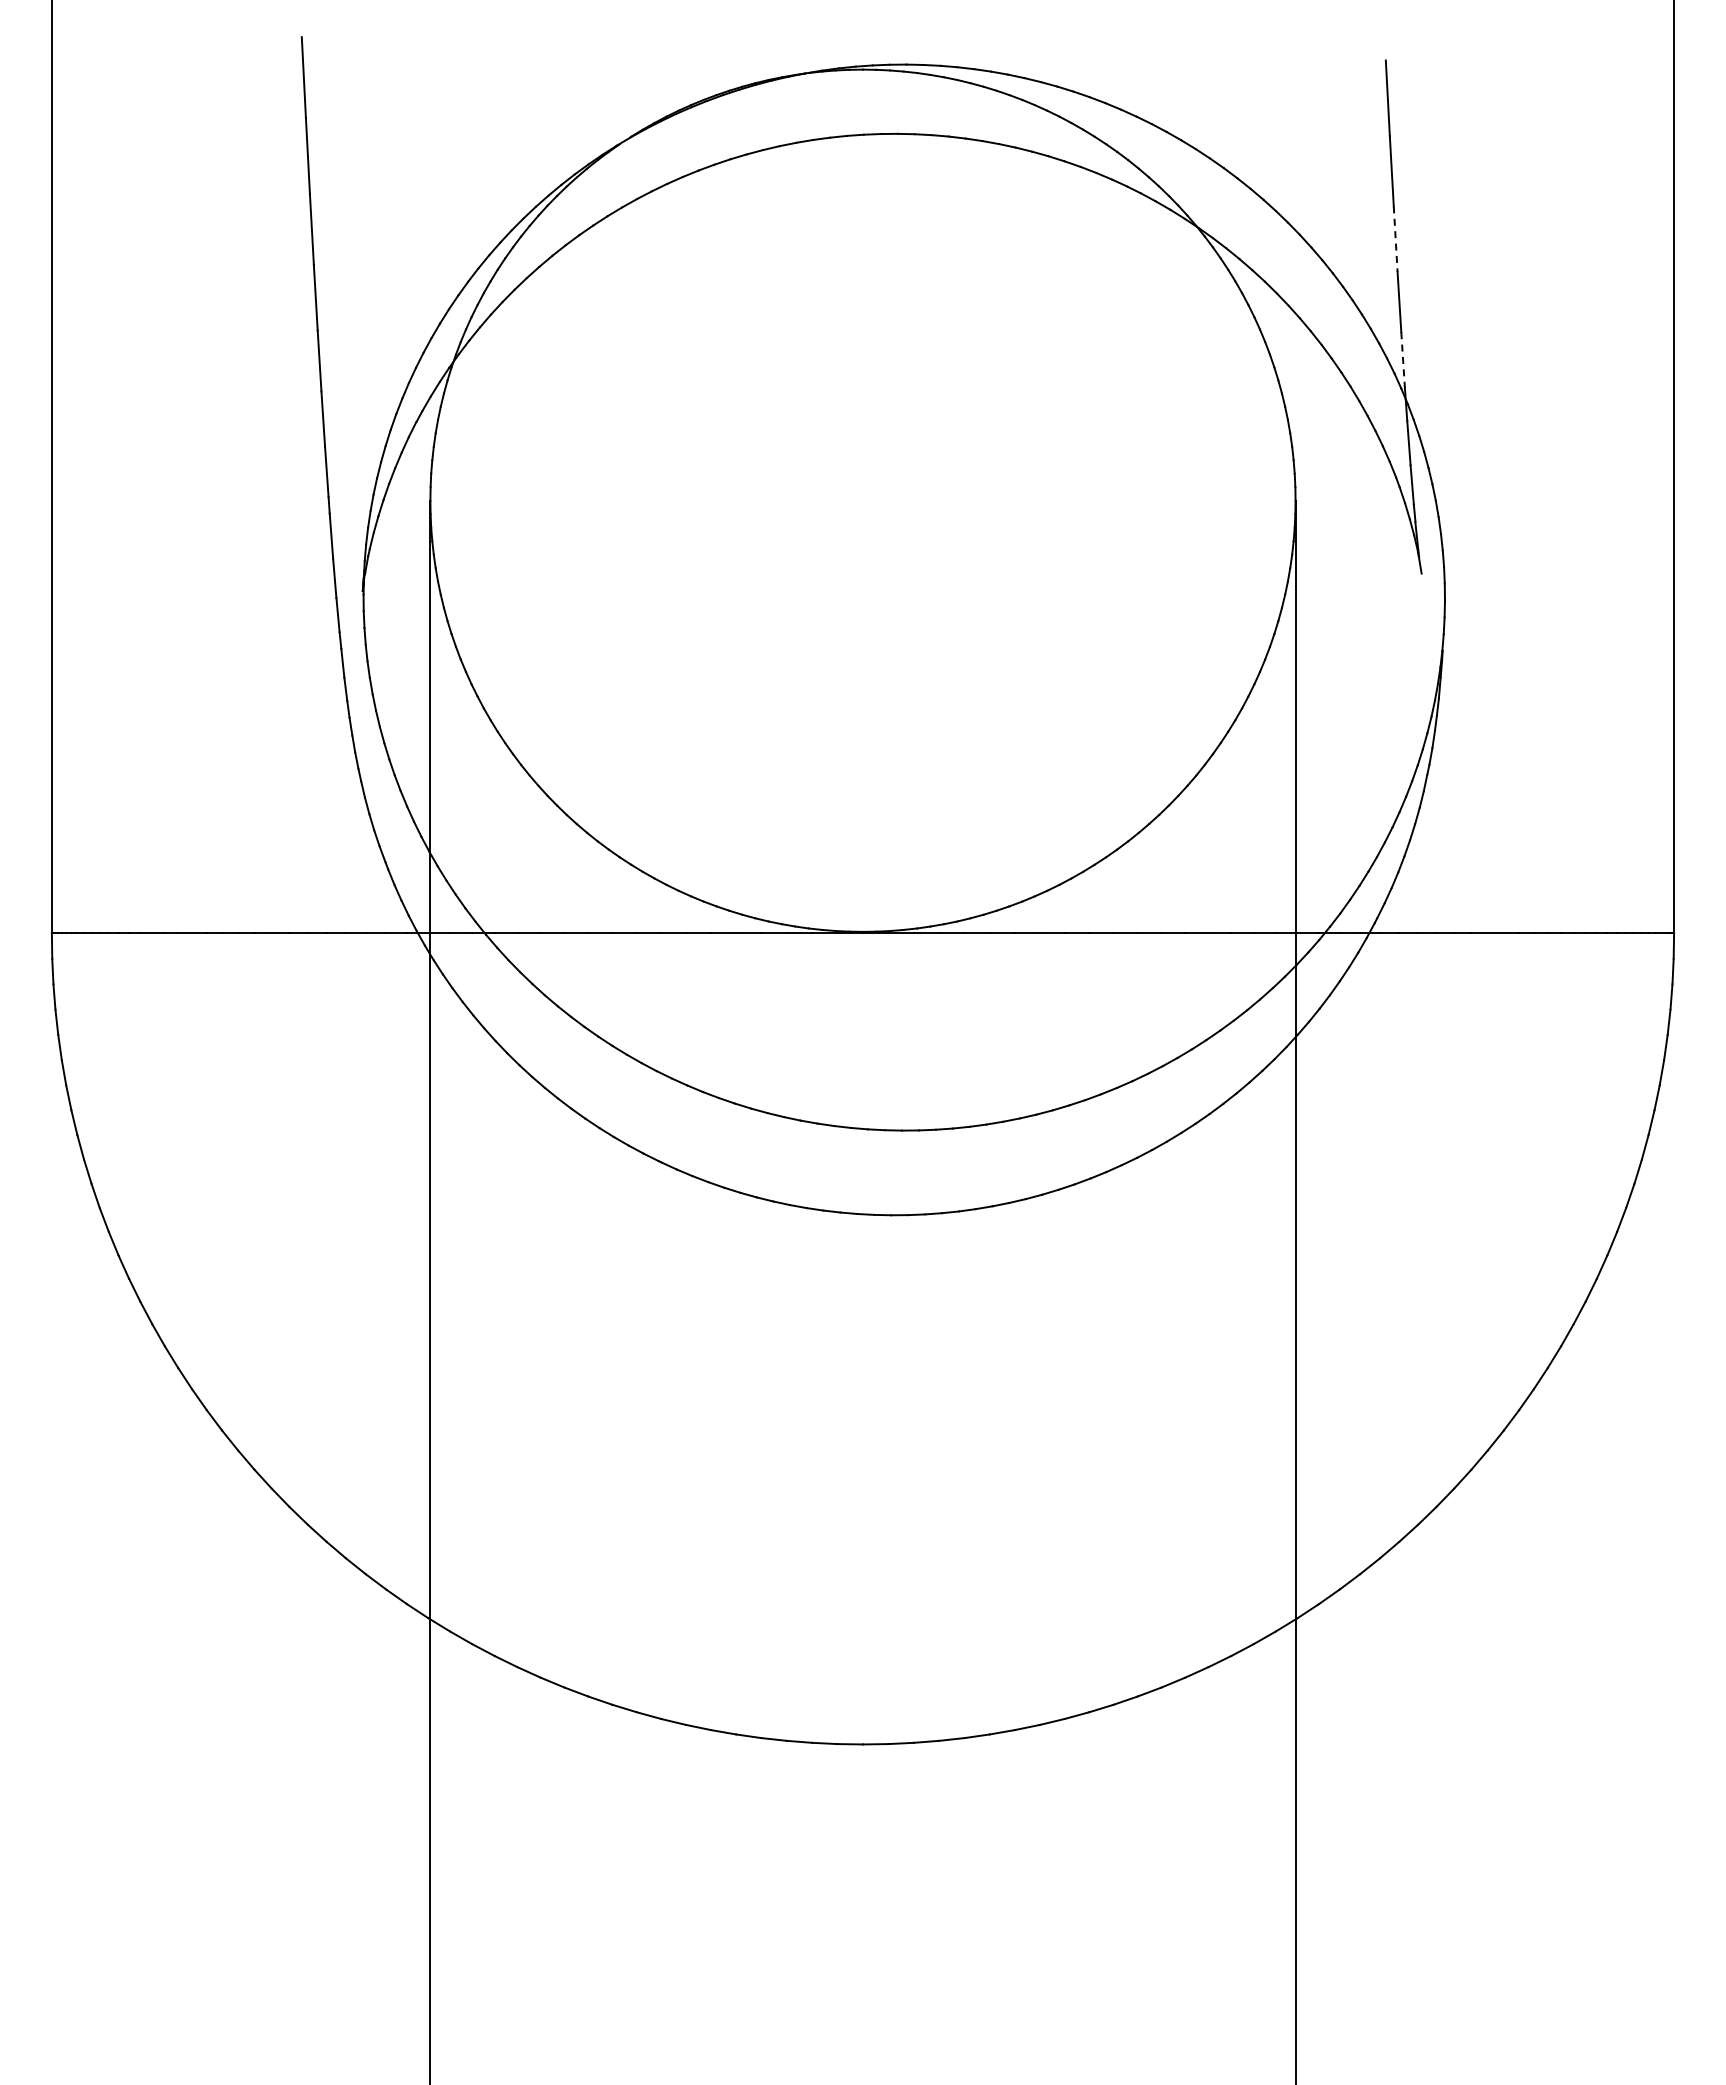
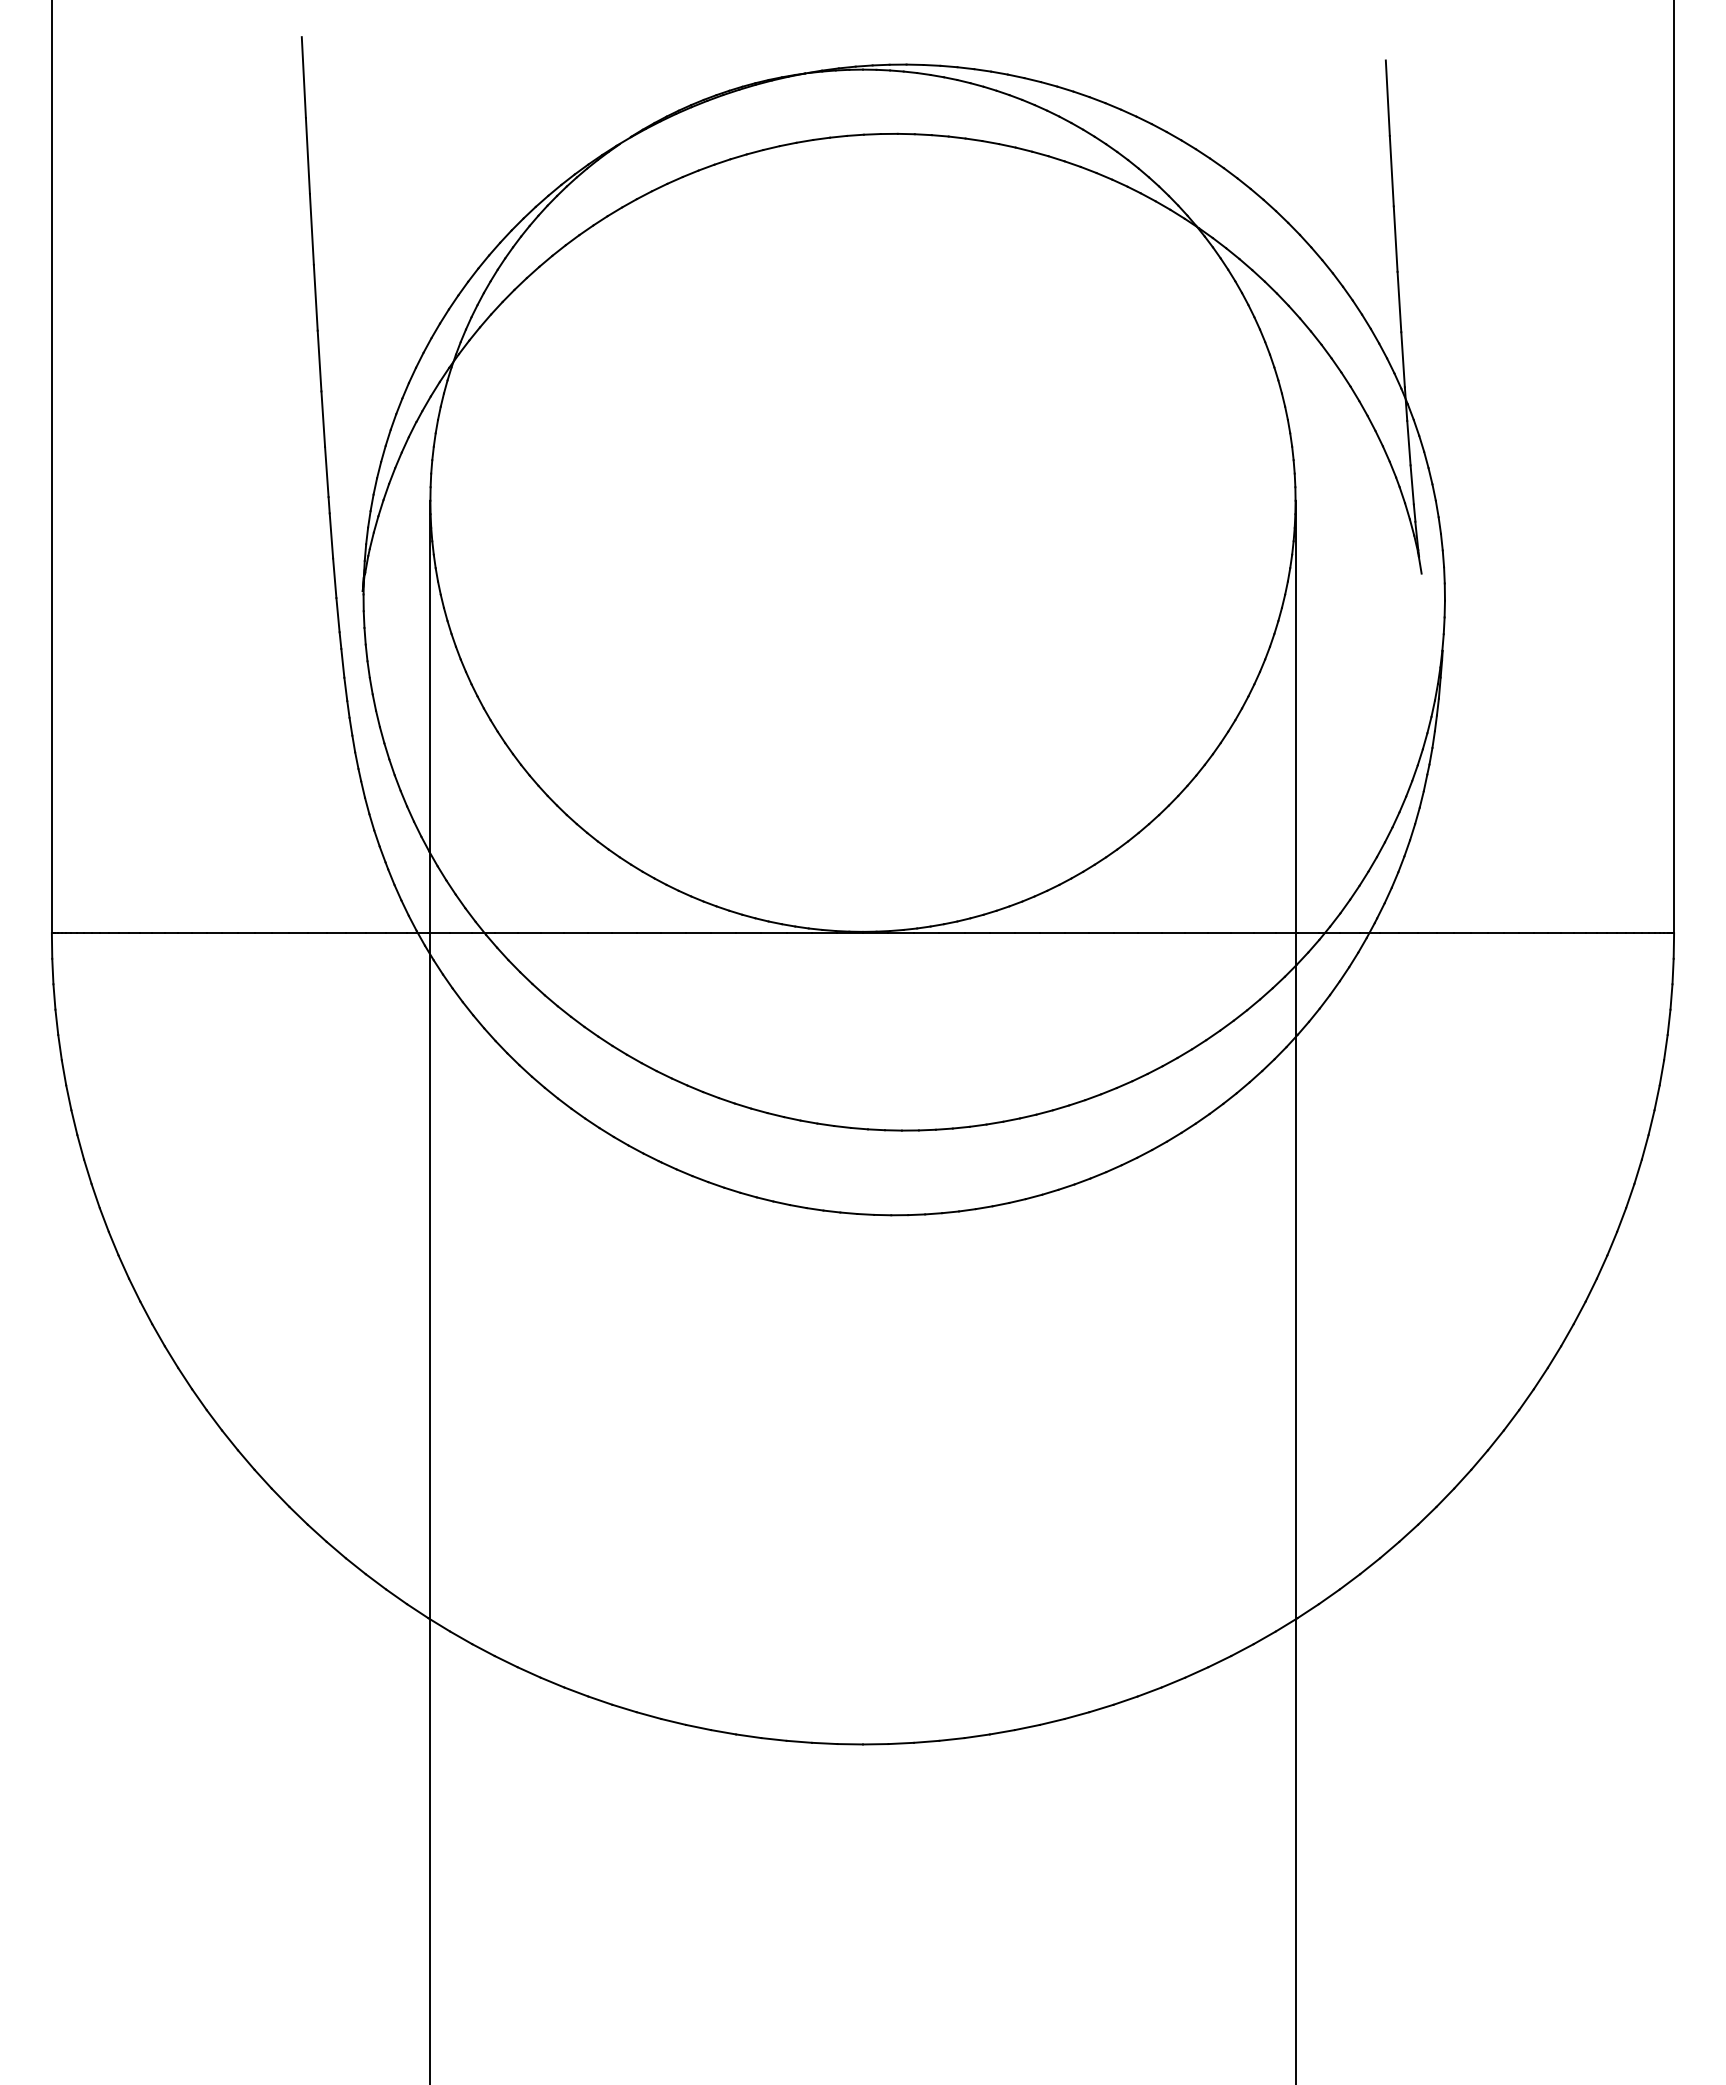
line: dashed -> solid (1395, 239)
line: dashed -> solid (1403, 359)
